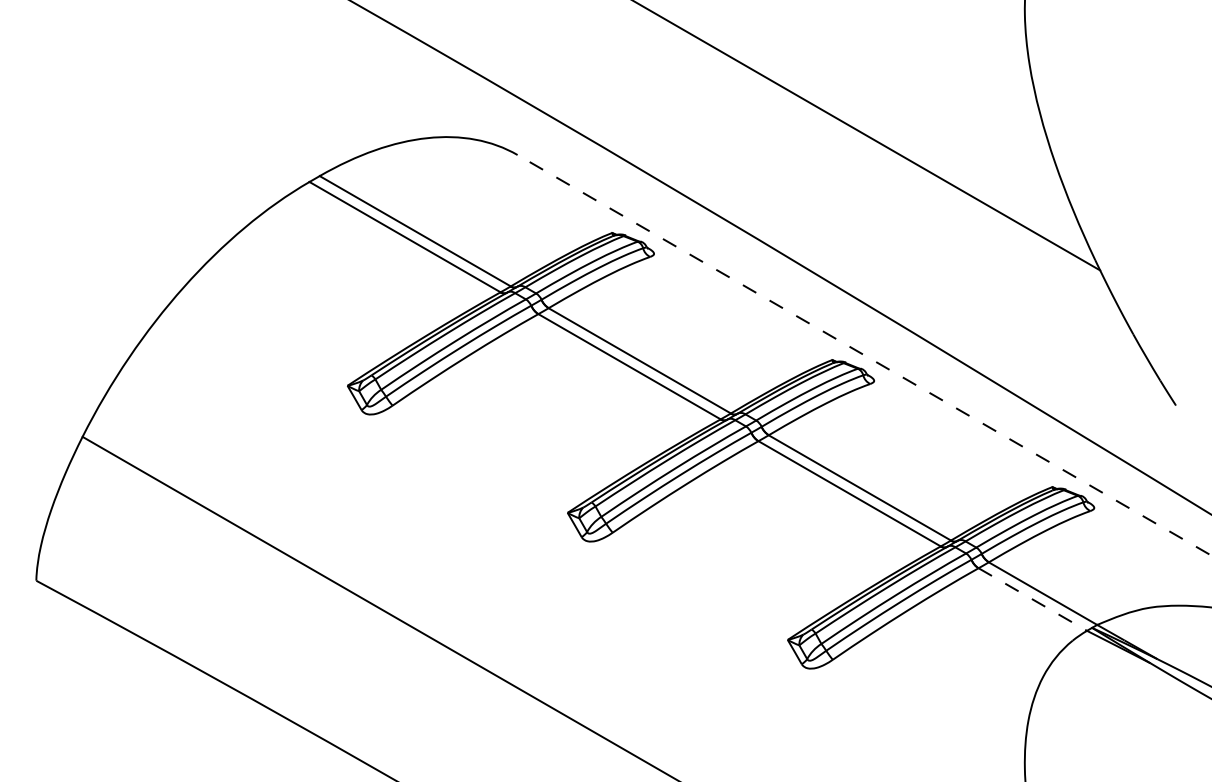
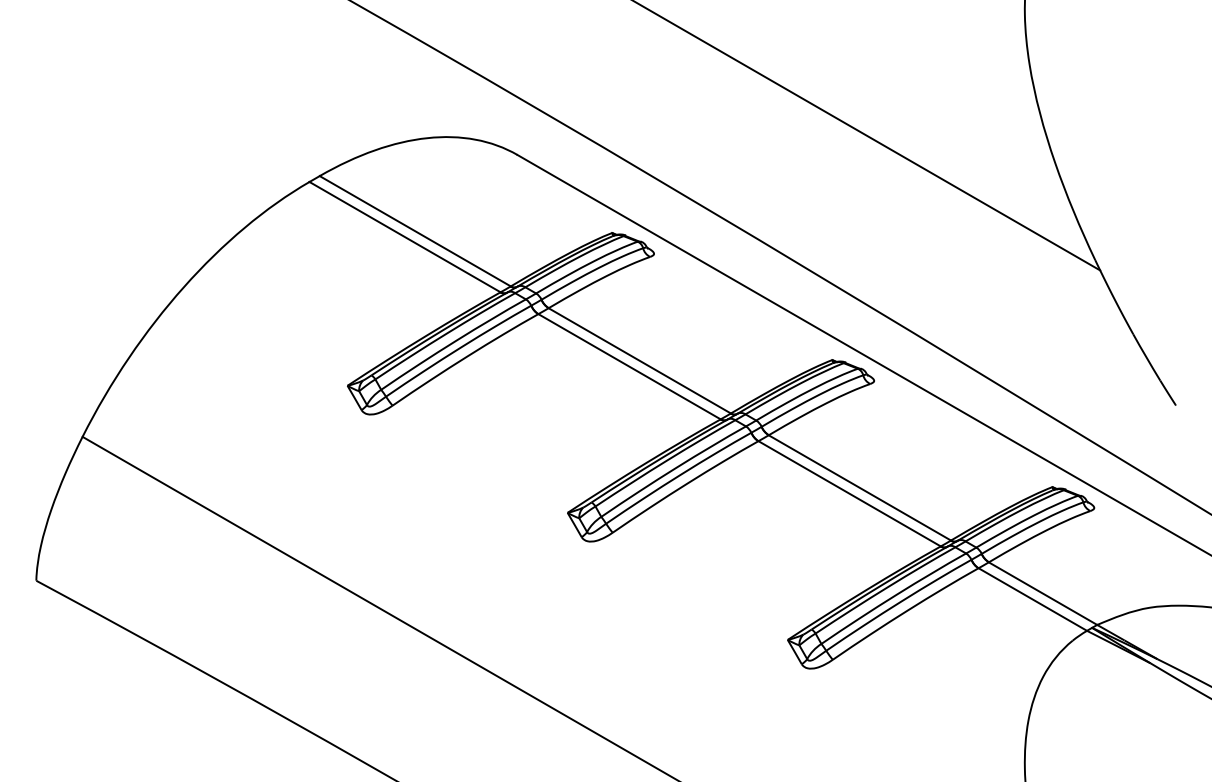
line: dashed -> solid (864, 355)
line: dashed -> solid (1032, 599)
